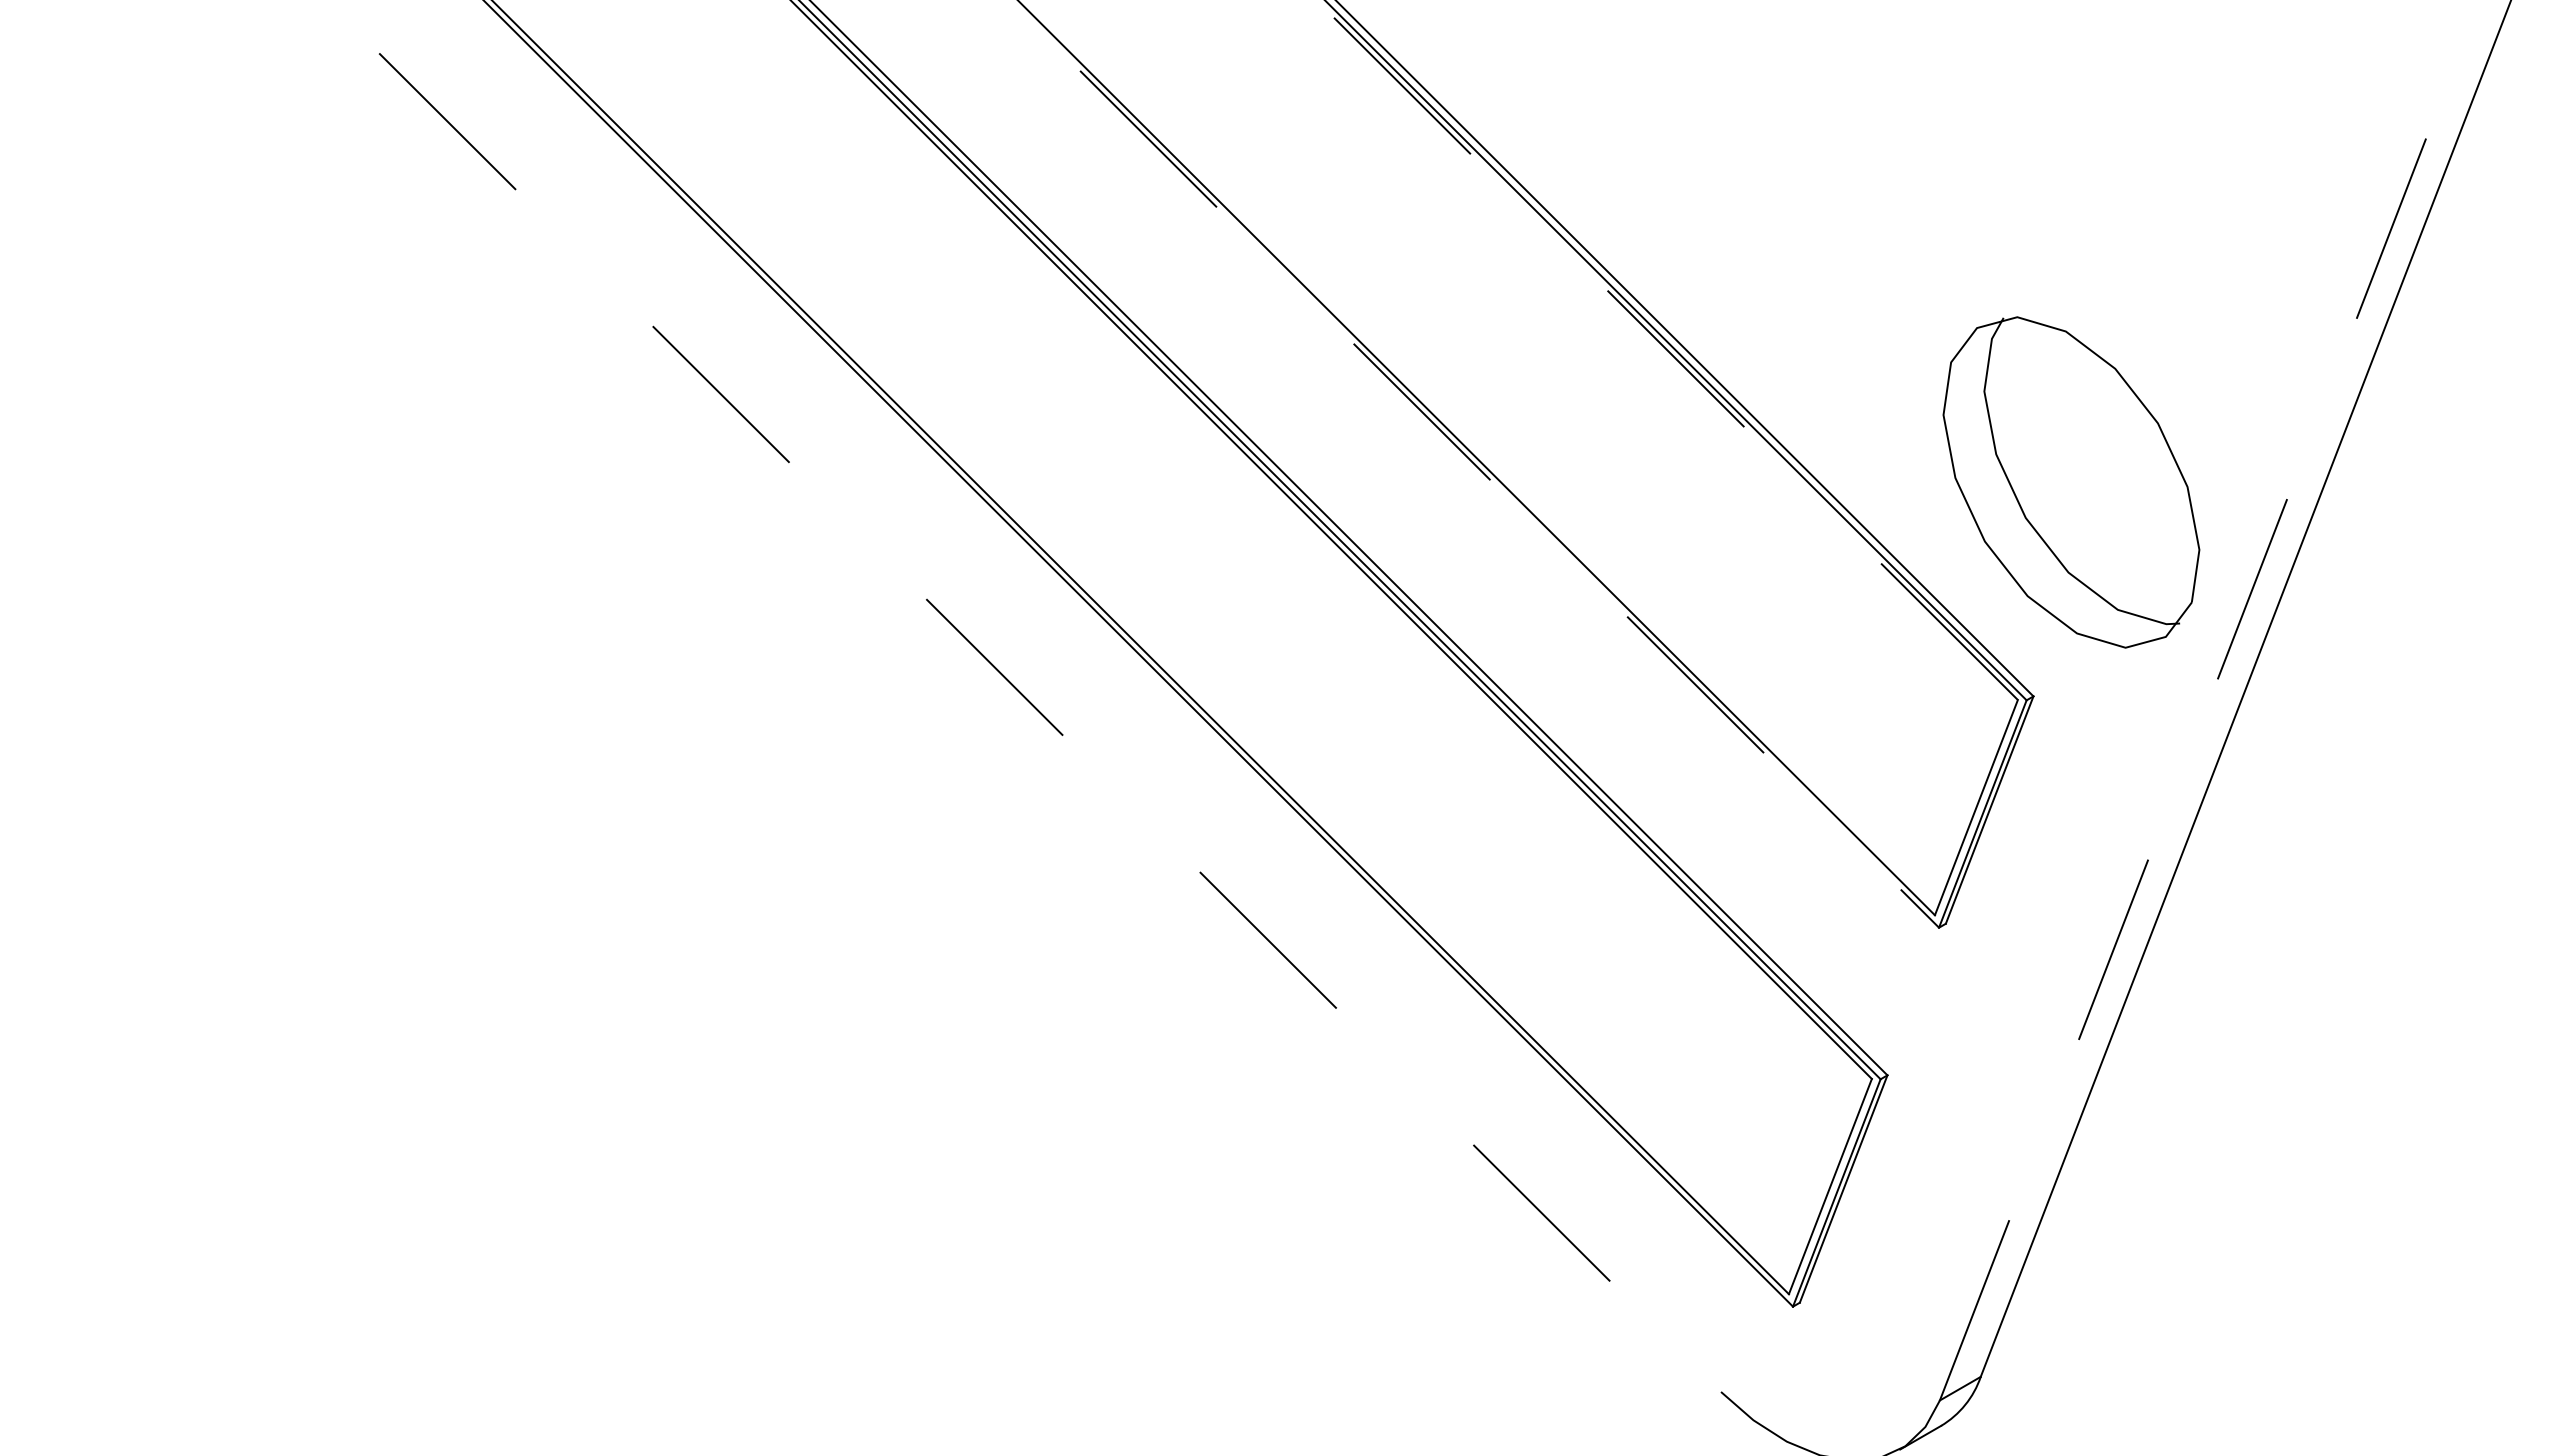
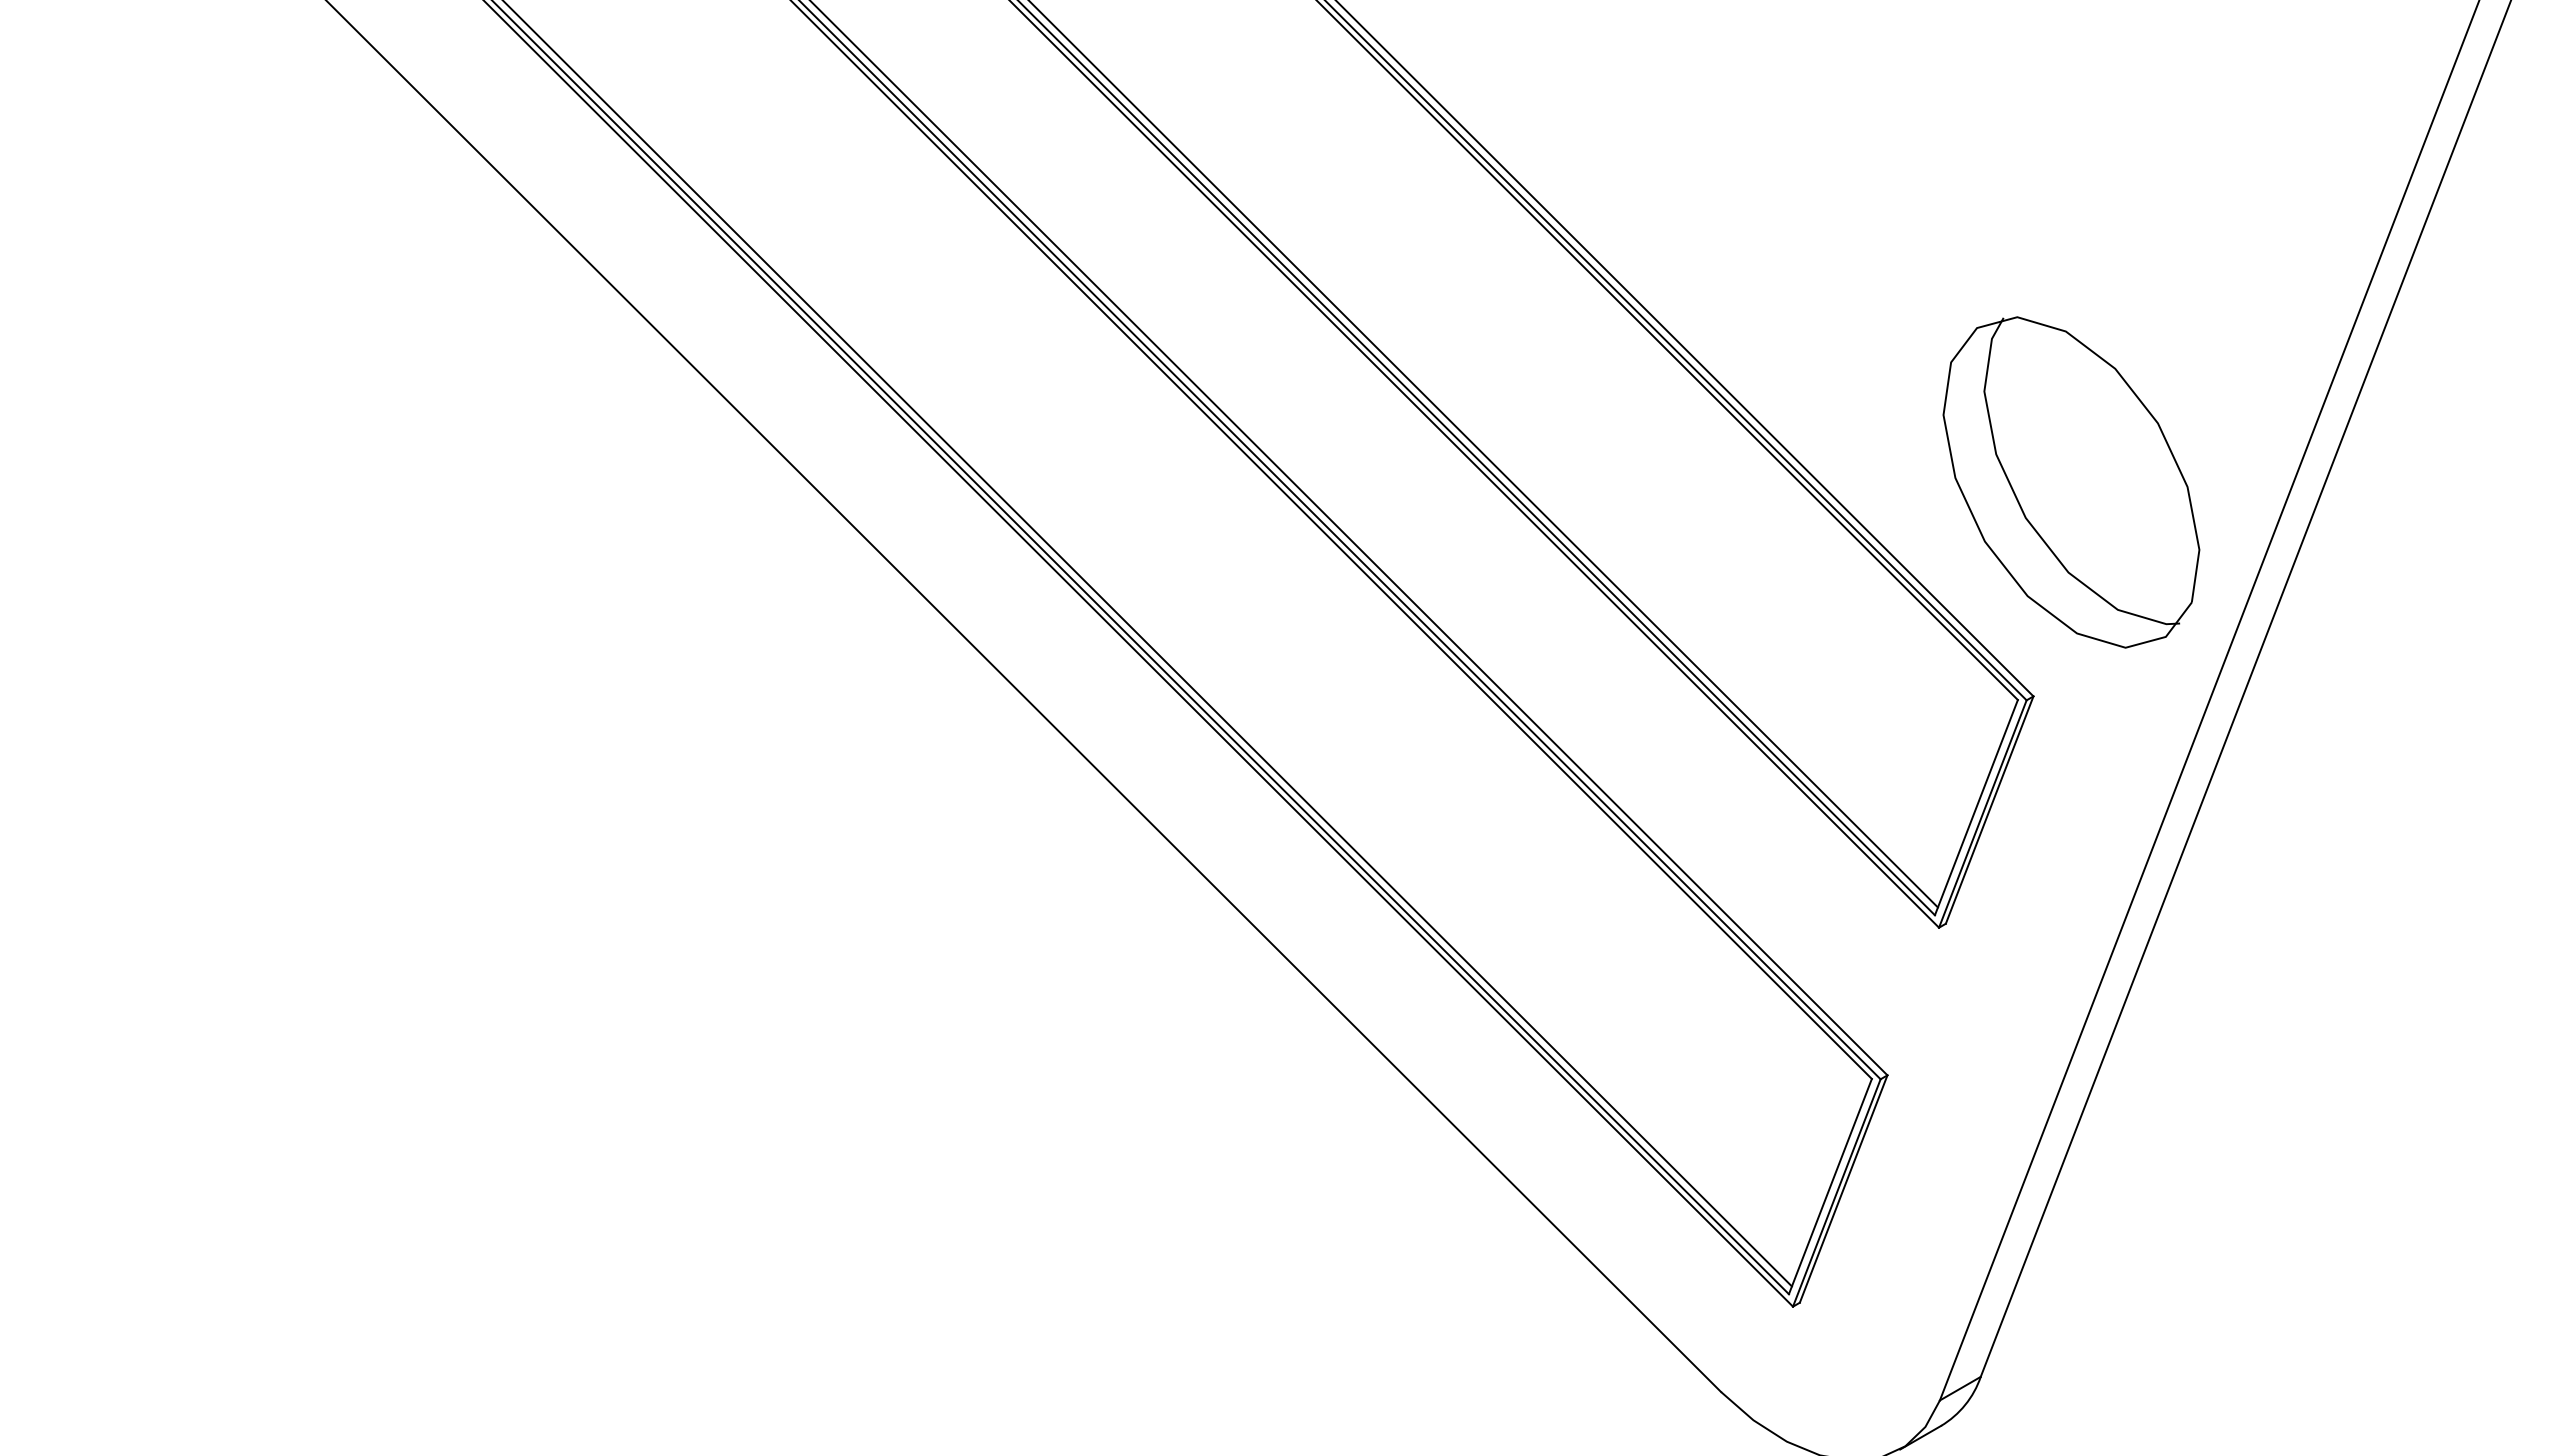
line: dashed -> solid (1666, 349)
line: none -> present (1483, 454)
line: dashed -> solid (1474, 464)
line: none -> present (1147, 644)
line: dashed -> solid (1023, 696)
line: dashed -> solid (2209, 699)
